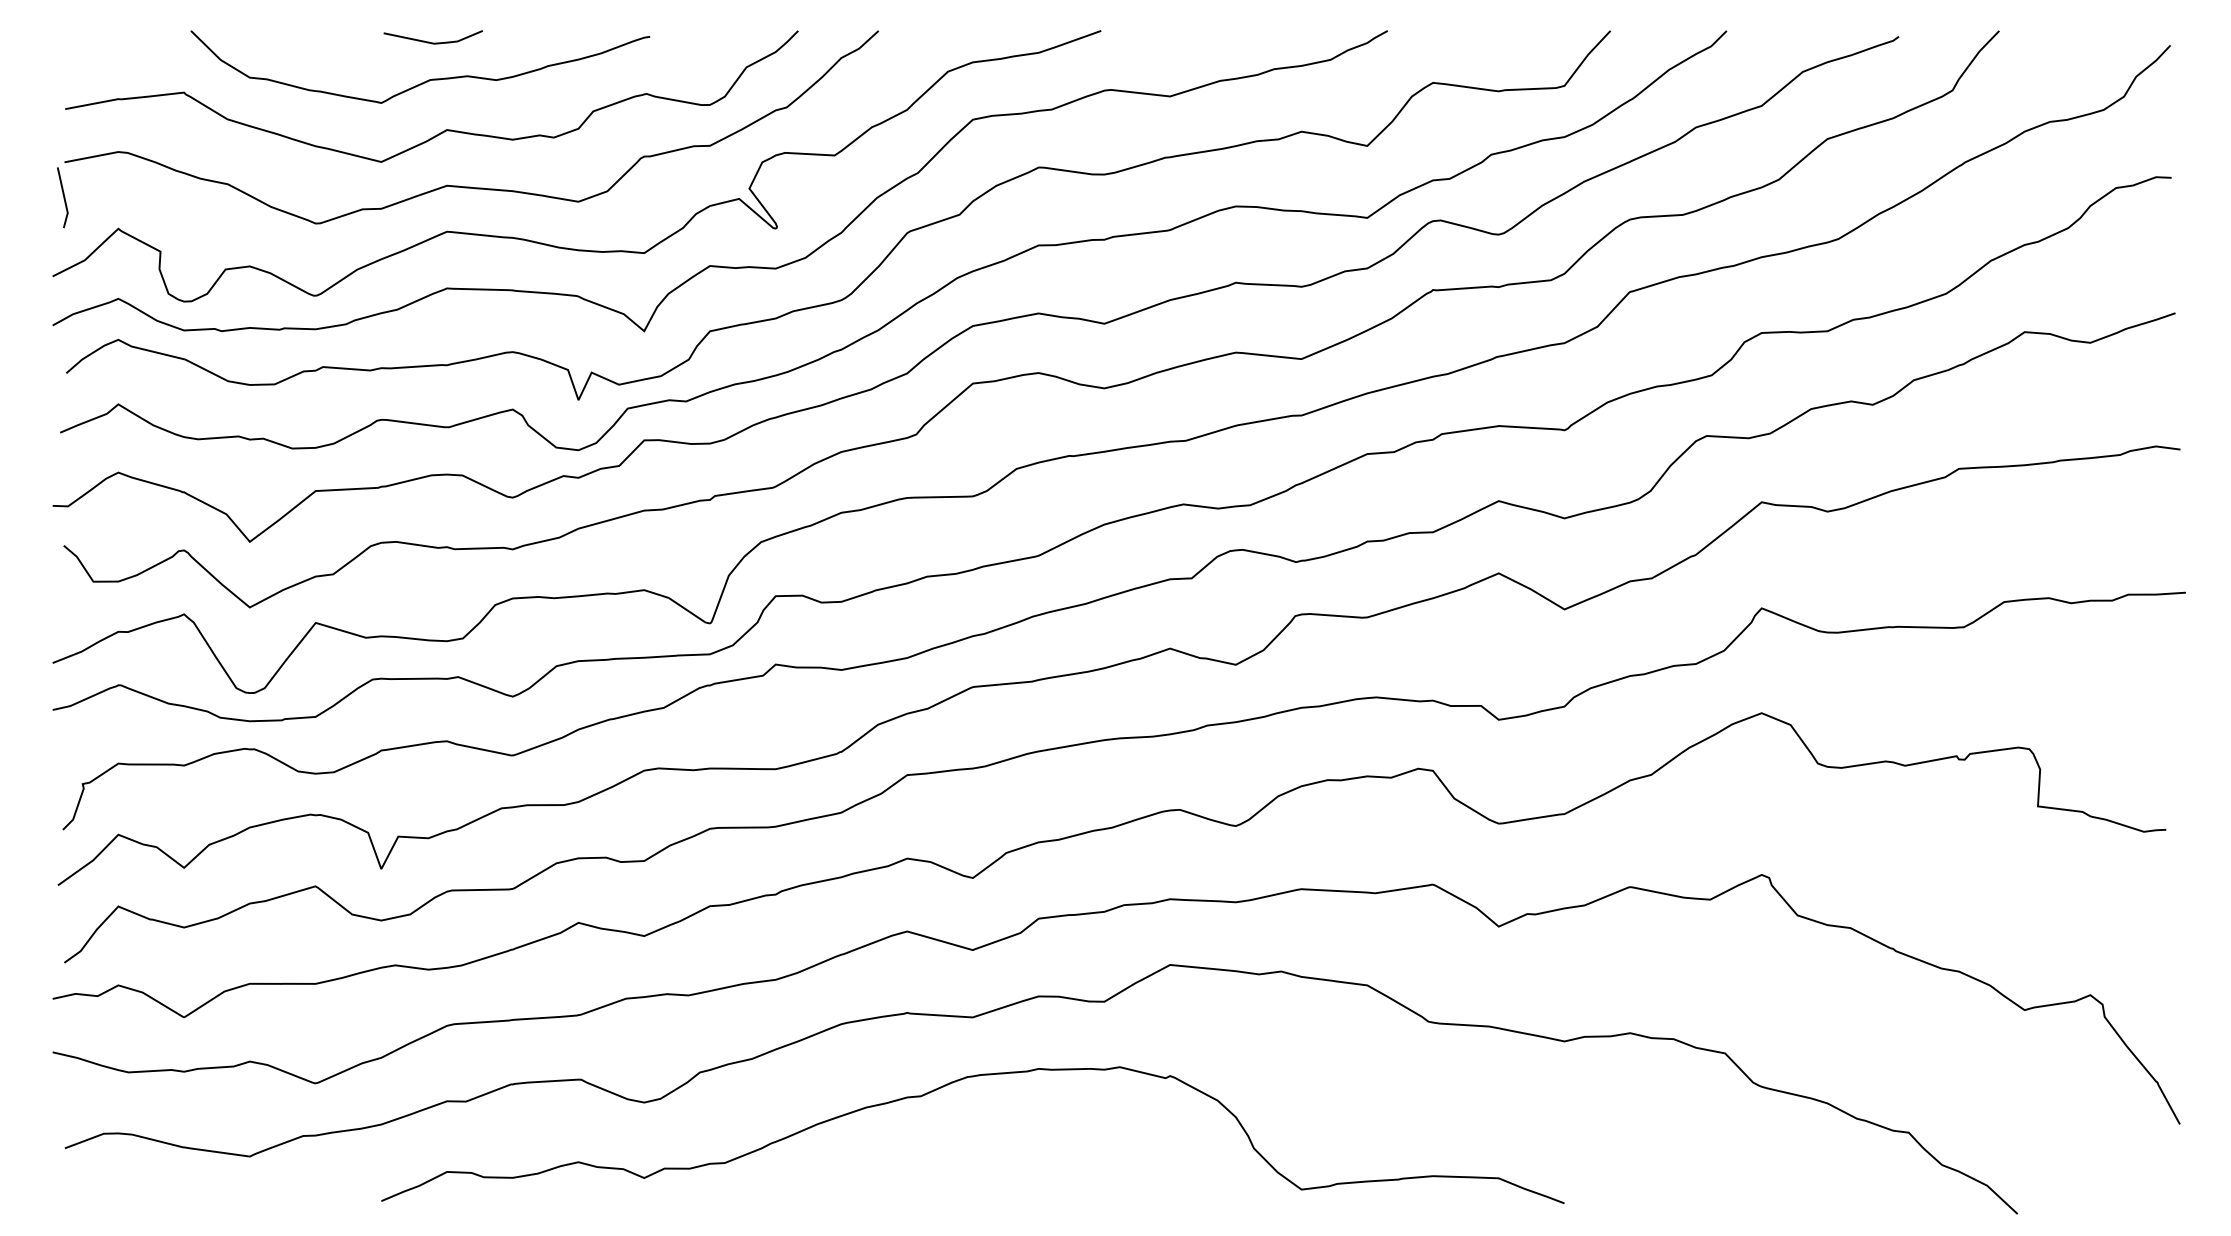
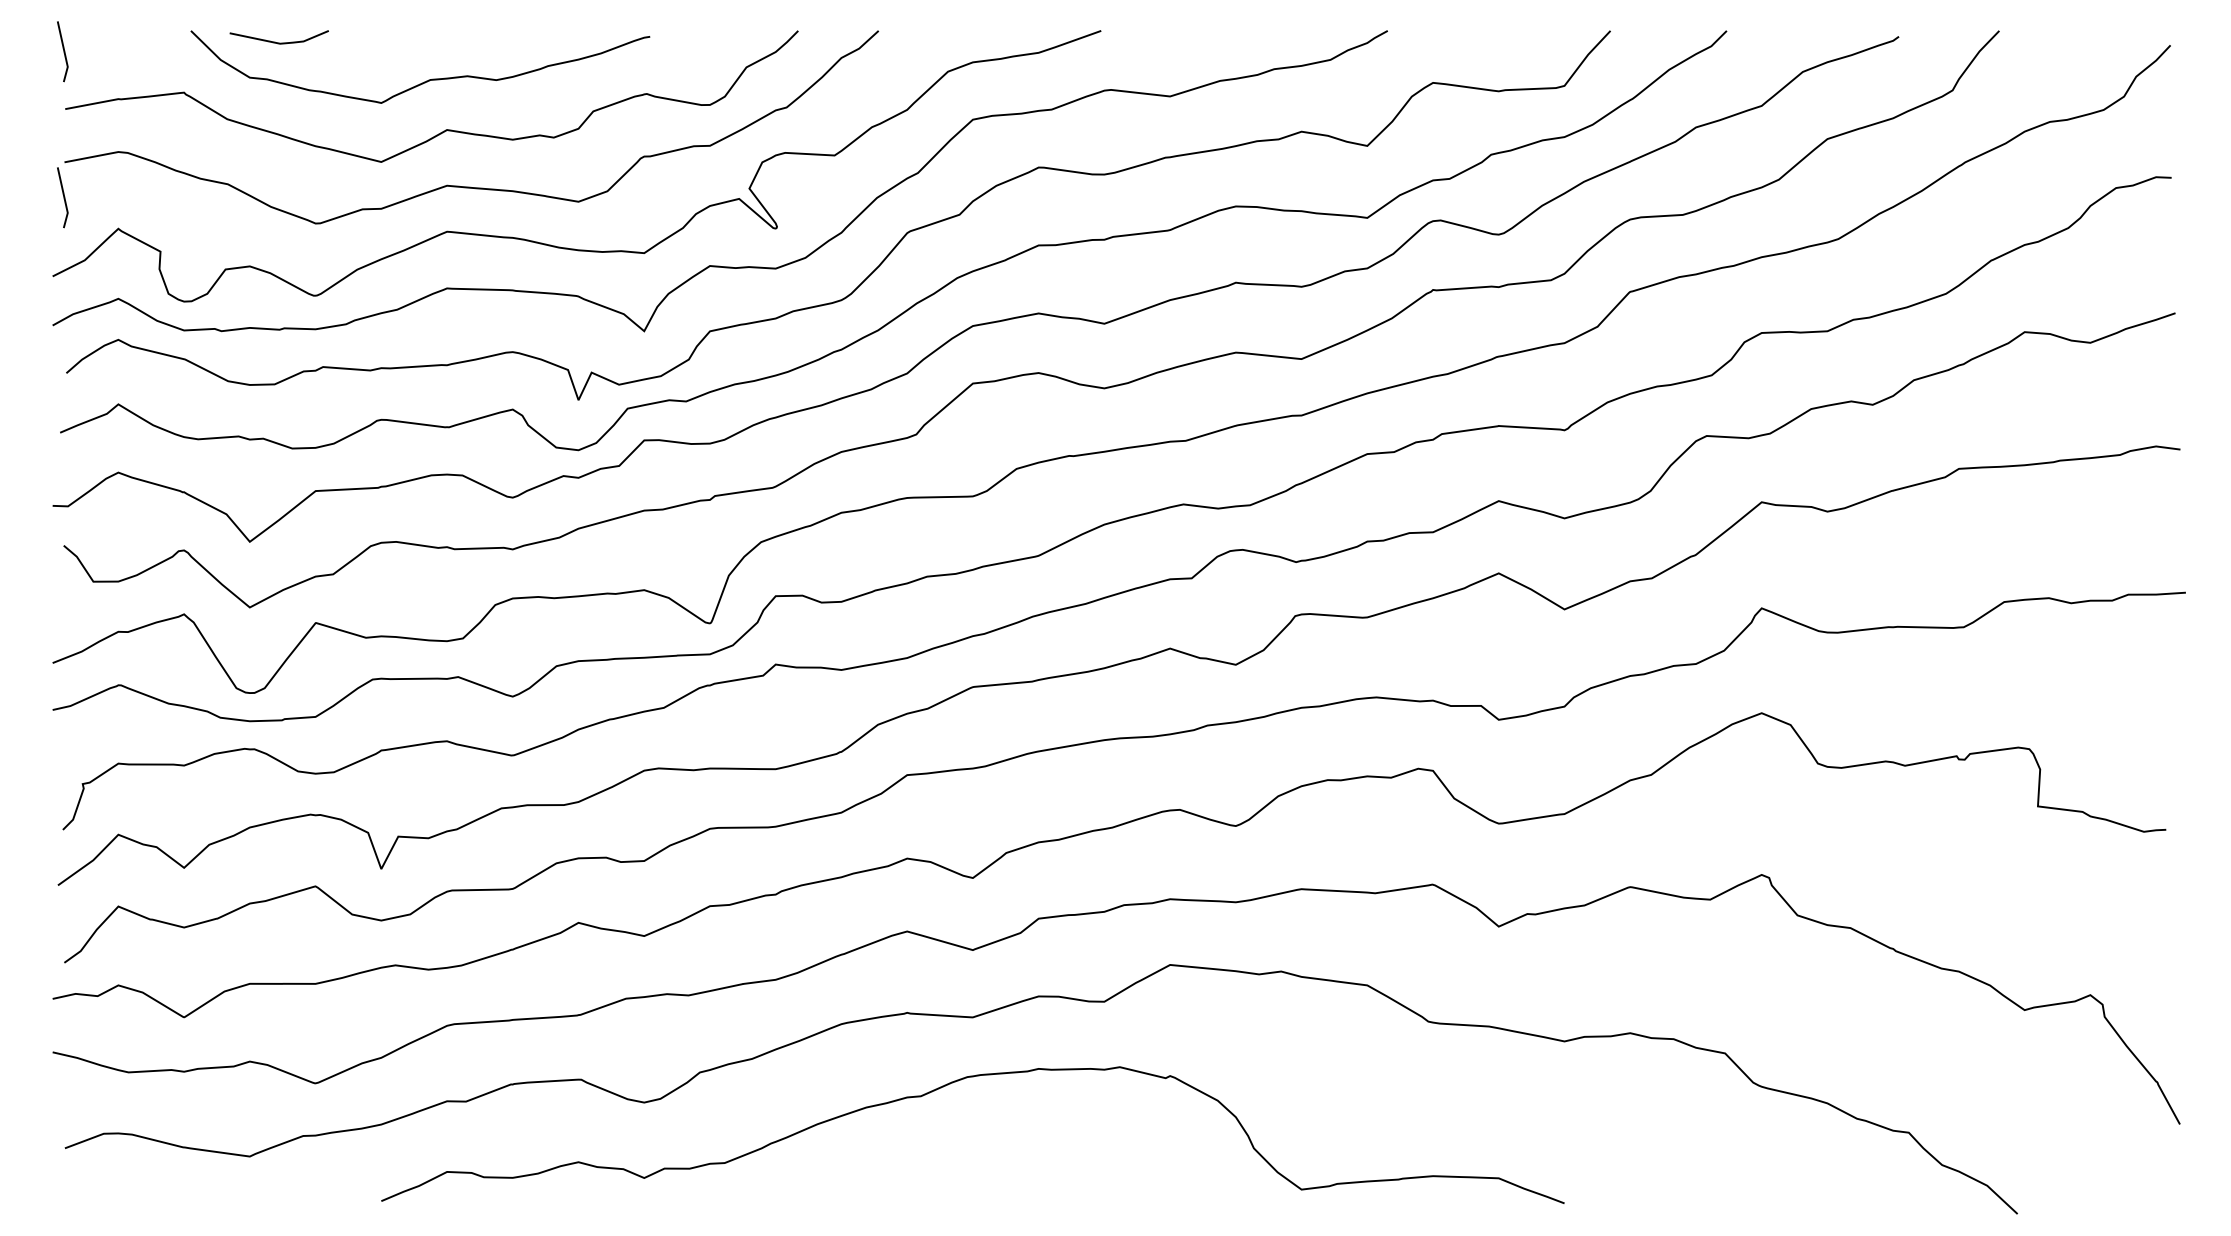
line position: (429, 41) -> (275, 41) (275, 41)
line: none -> present (63, 51)
